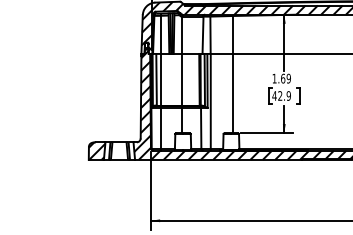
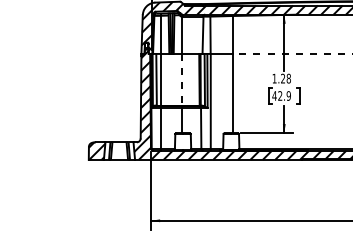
line: solid -> dashed (292, 53)
text: 1.69 -> 1.28 (285, 78)
line: solid -> dashed (181, 79)
